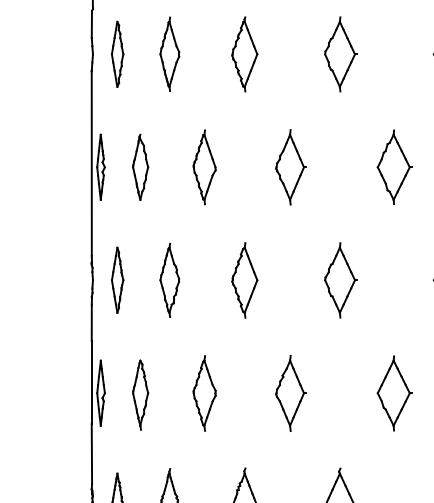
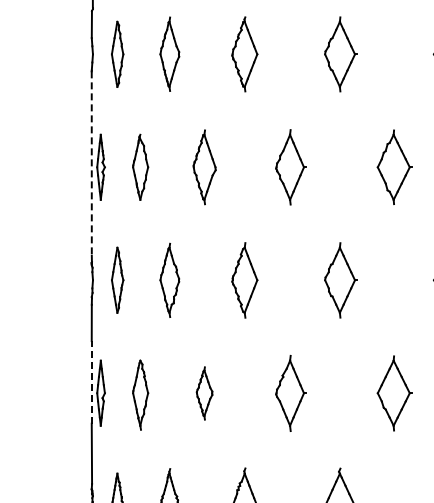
line: solid -> dashed (91, 164)
line: solid -> dashed (91, 381)
part size: 25x77 px -> 19x55 px (204, 393)
